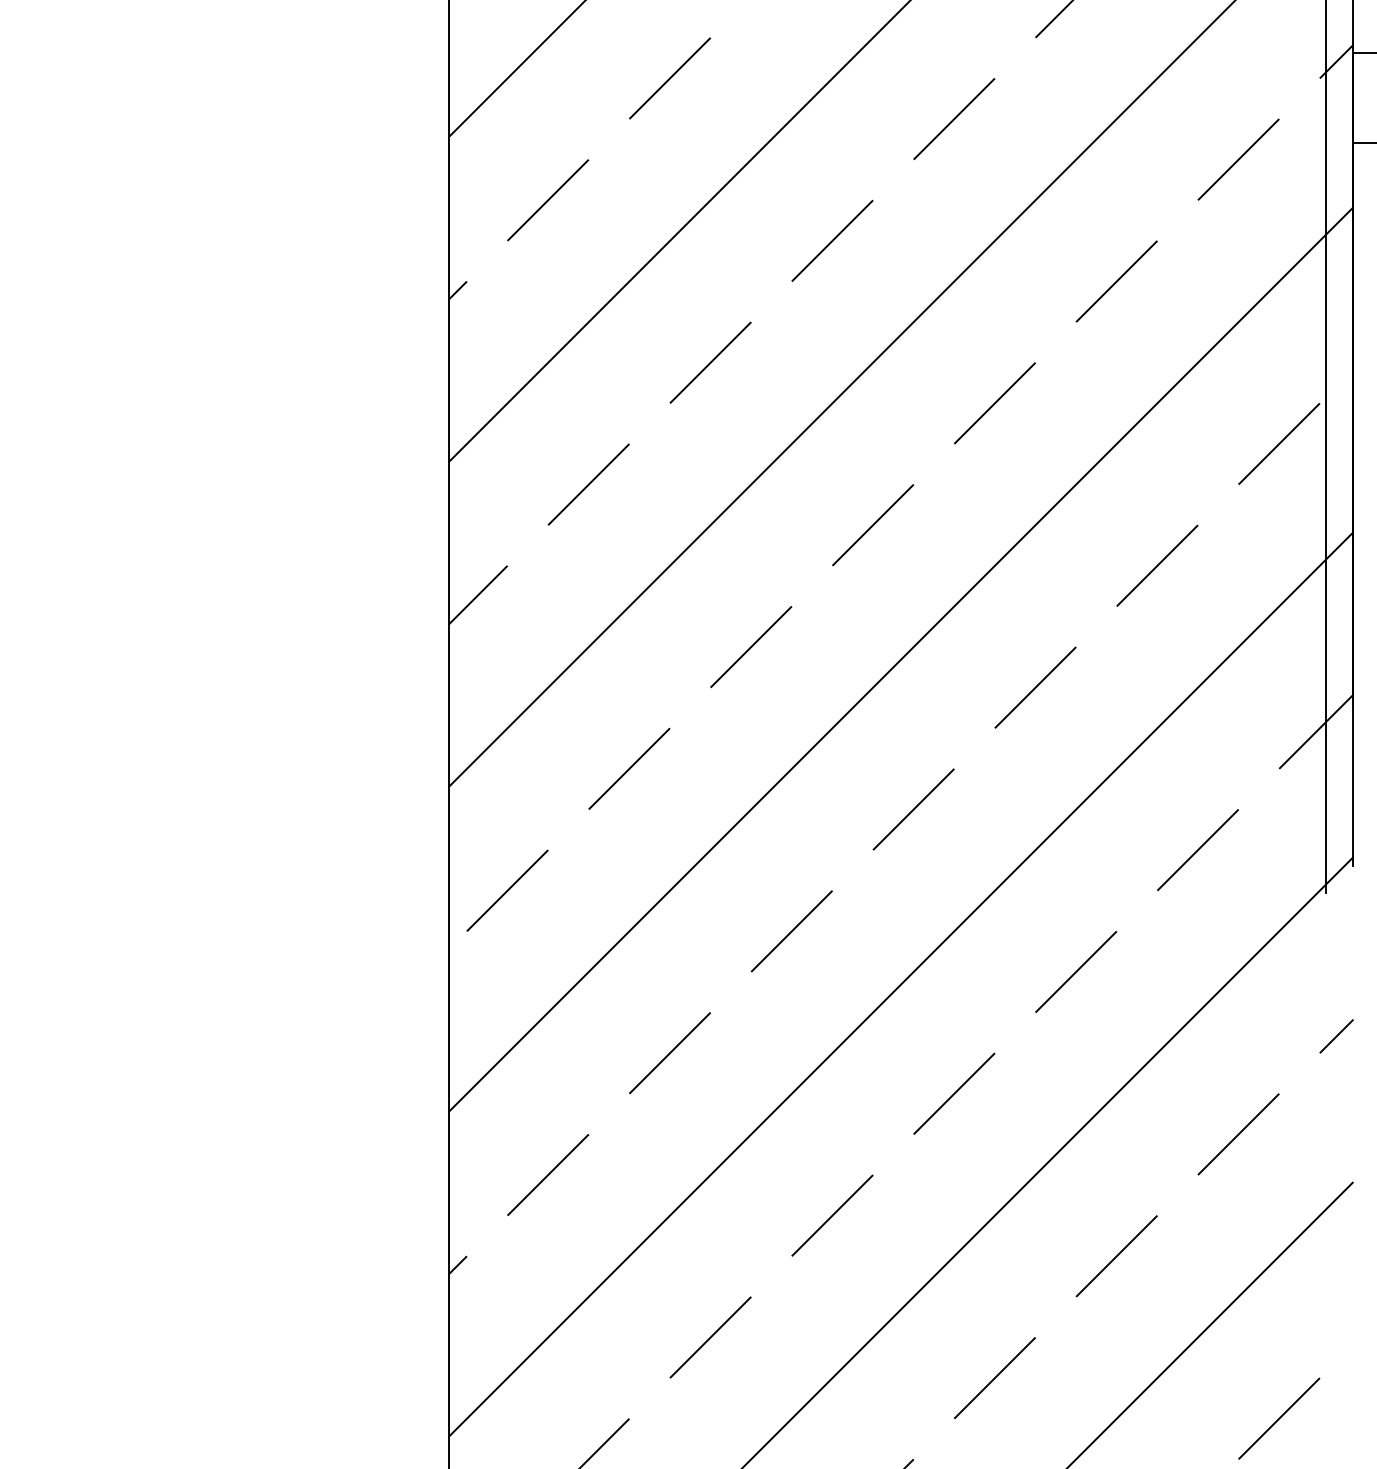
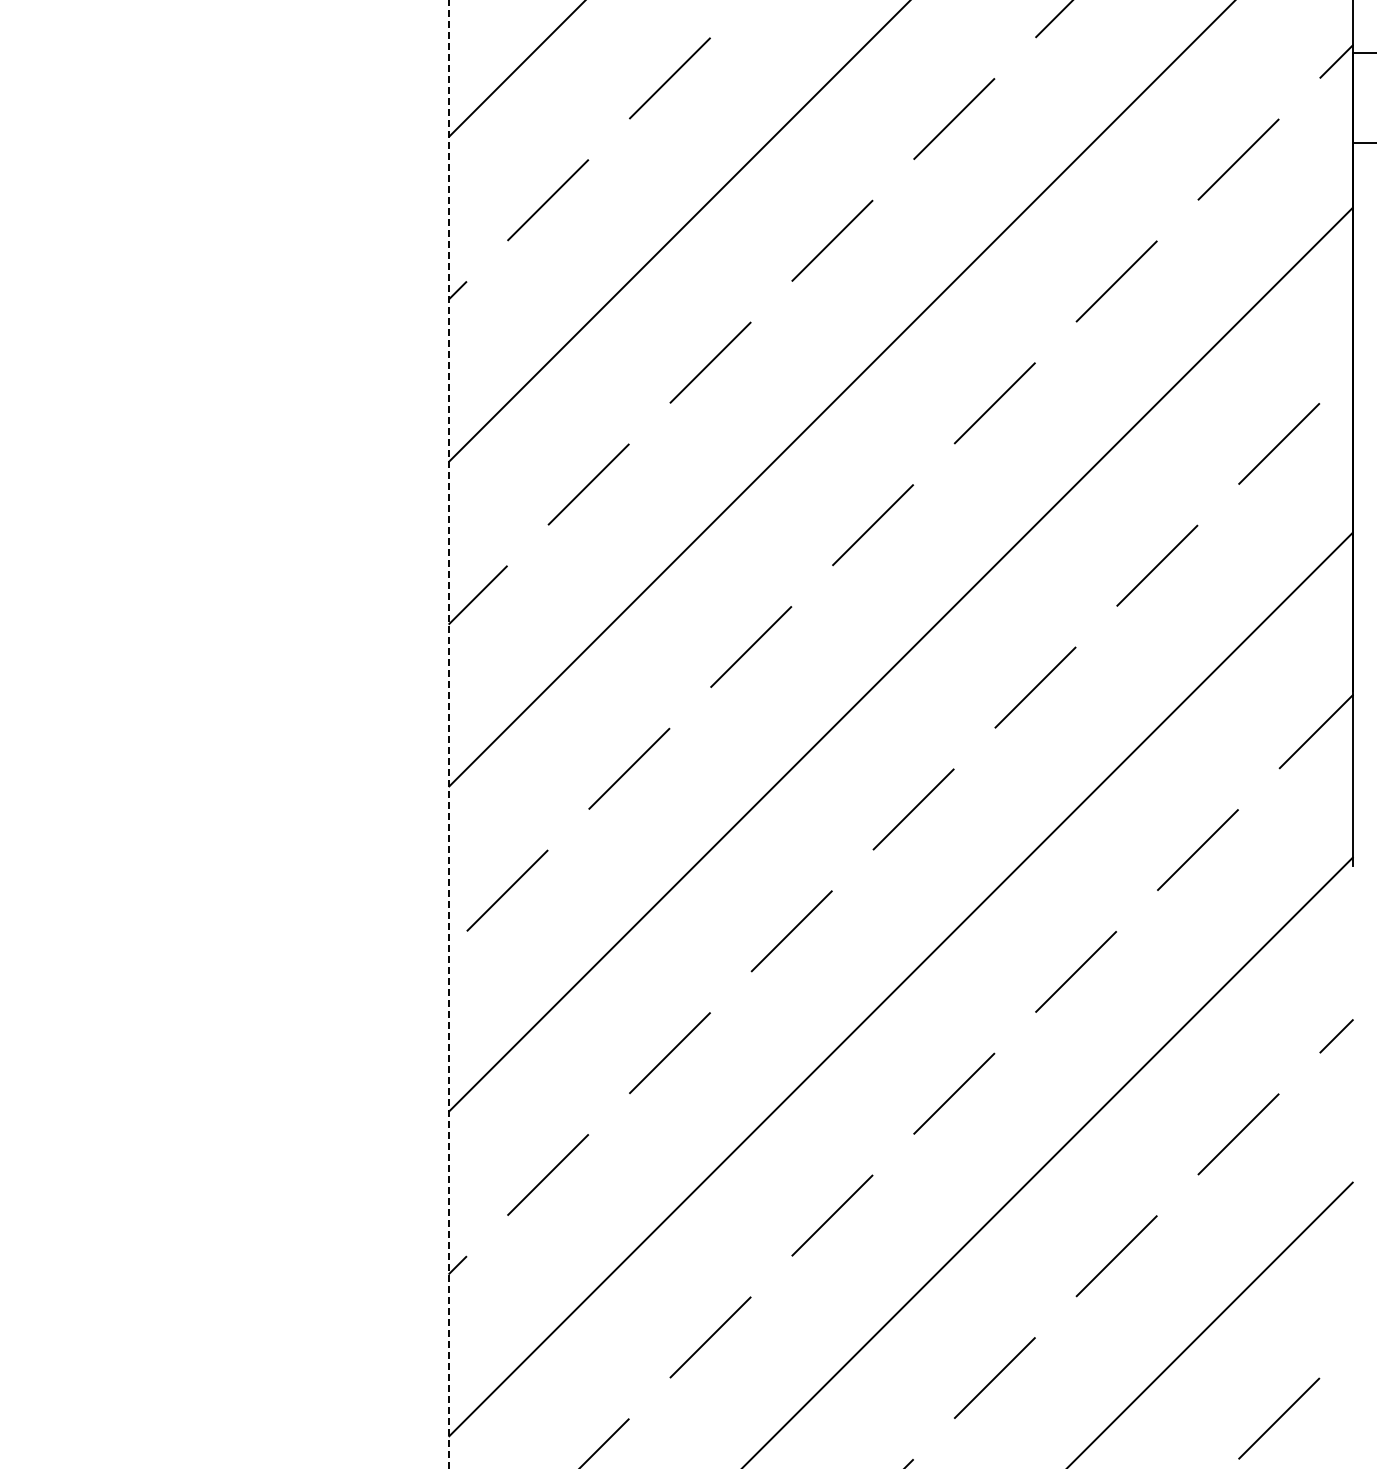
line: present -> none (1326, 447)
line: solid -> dashed (448, 734)
